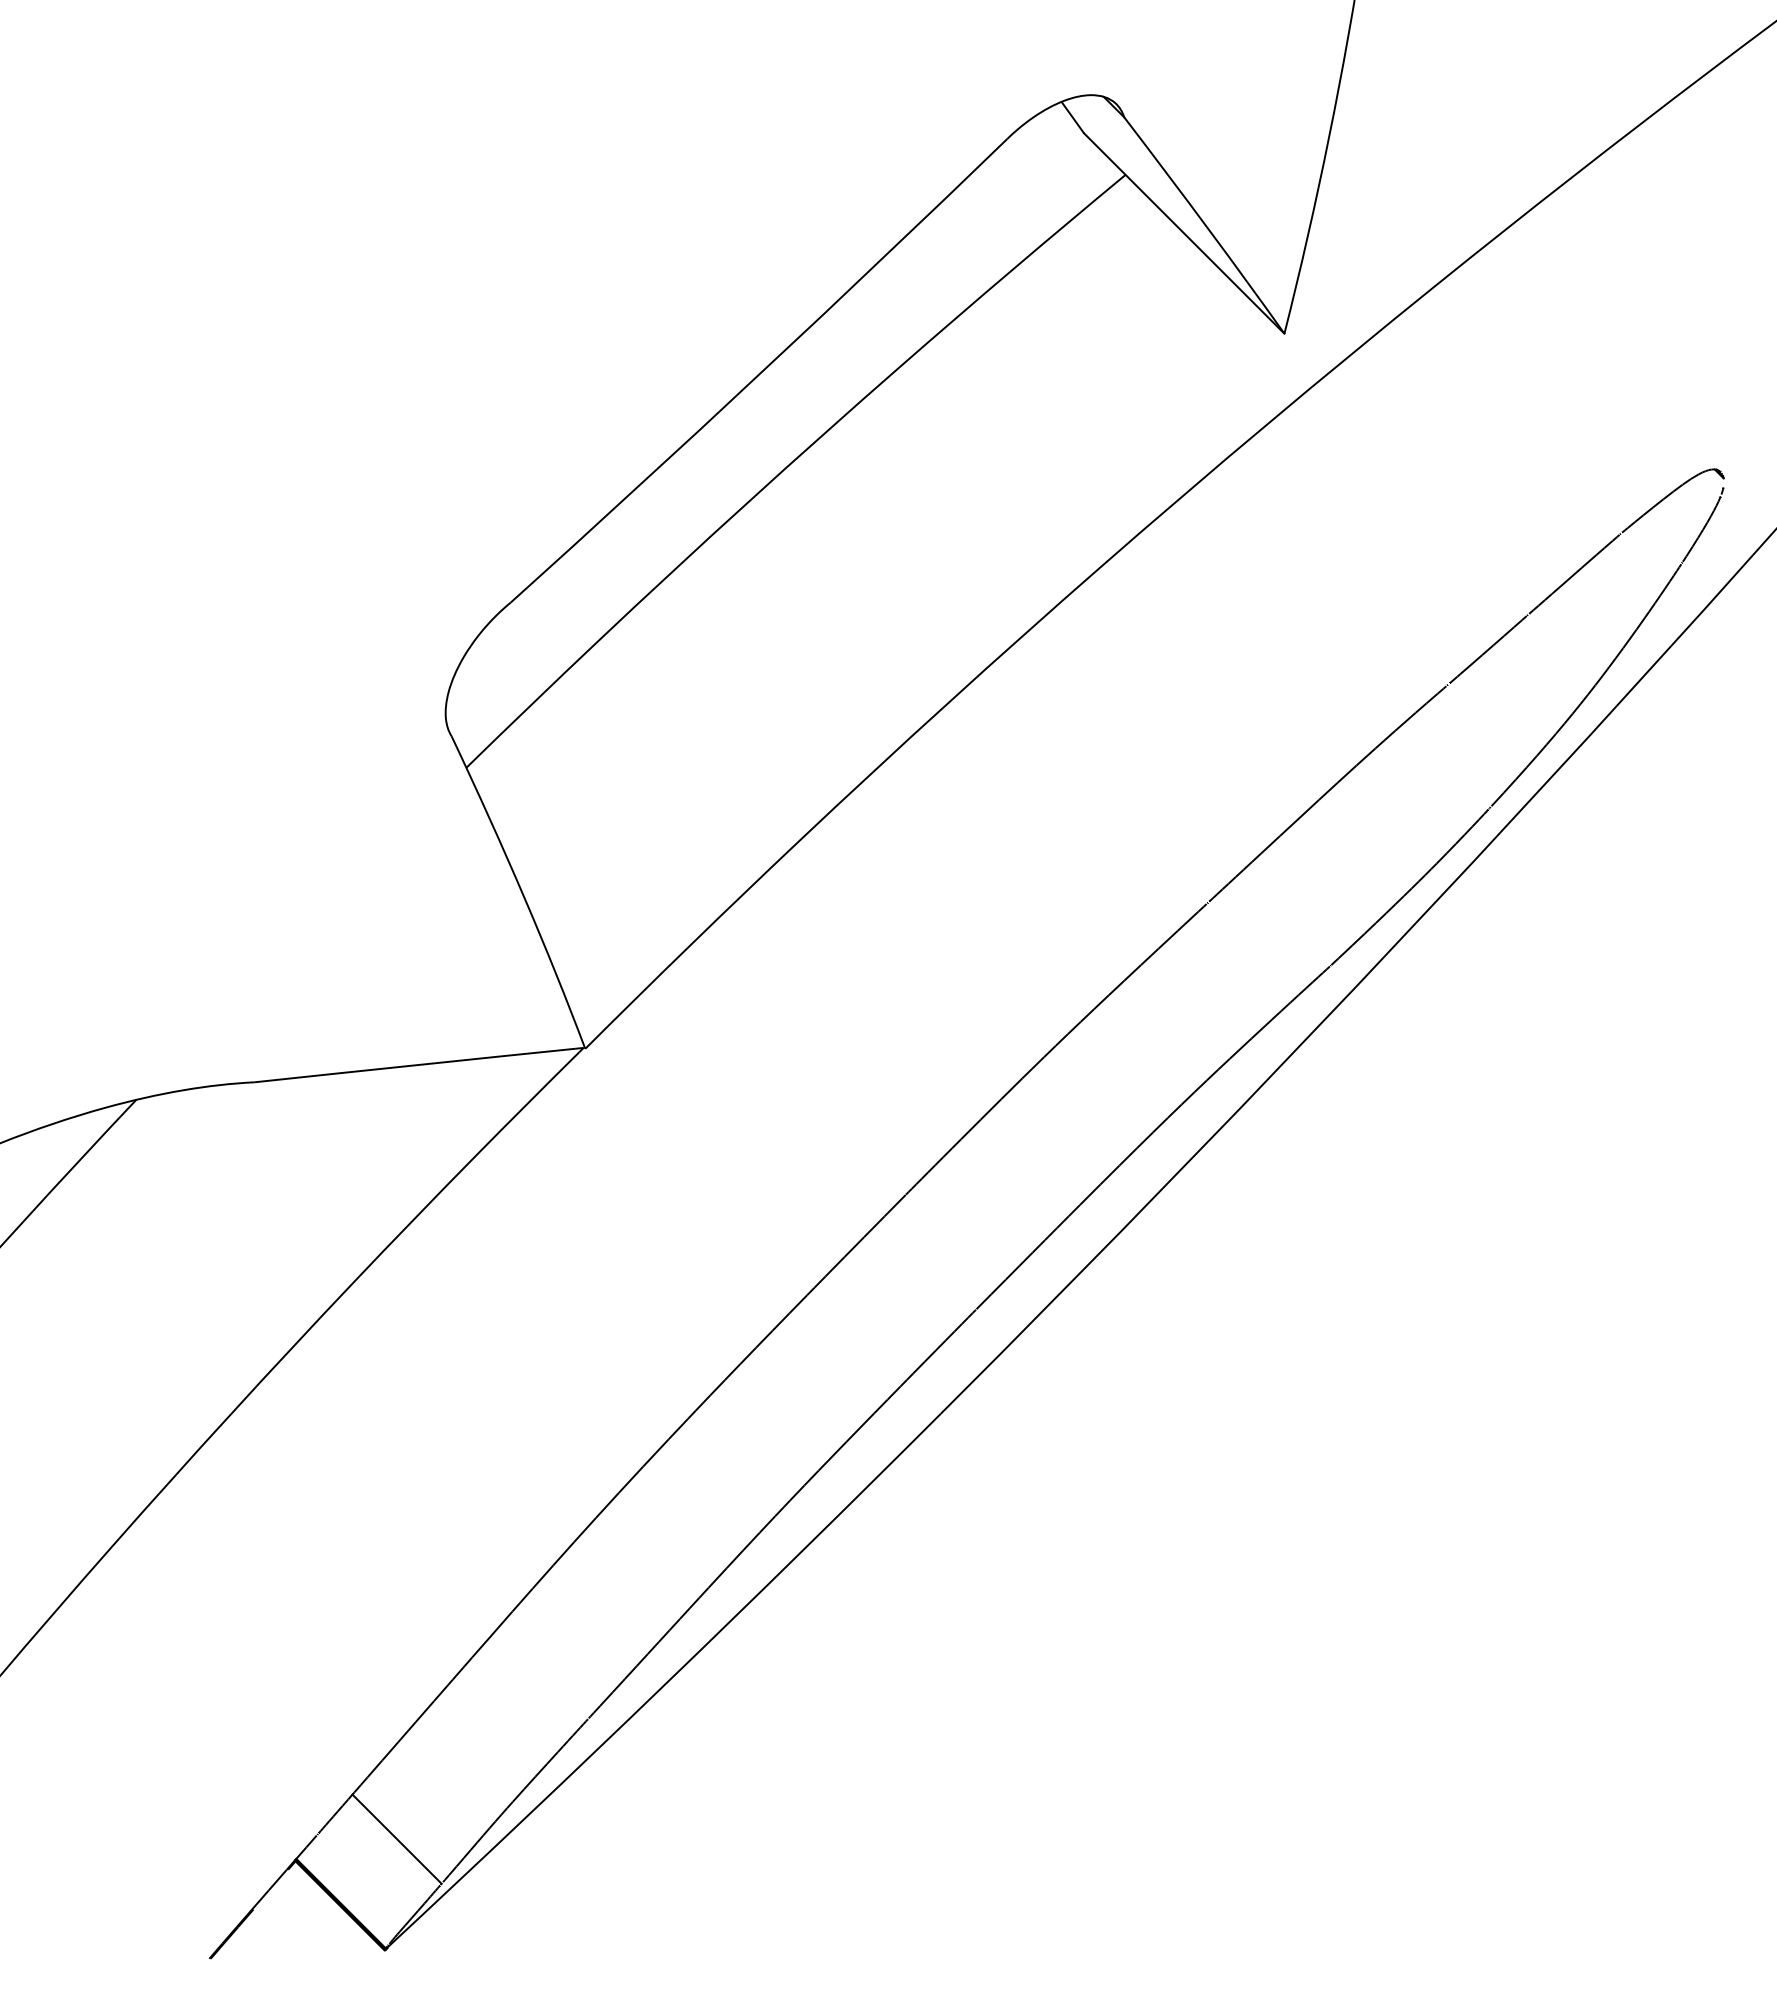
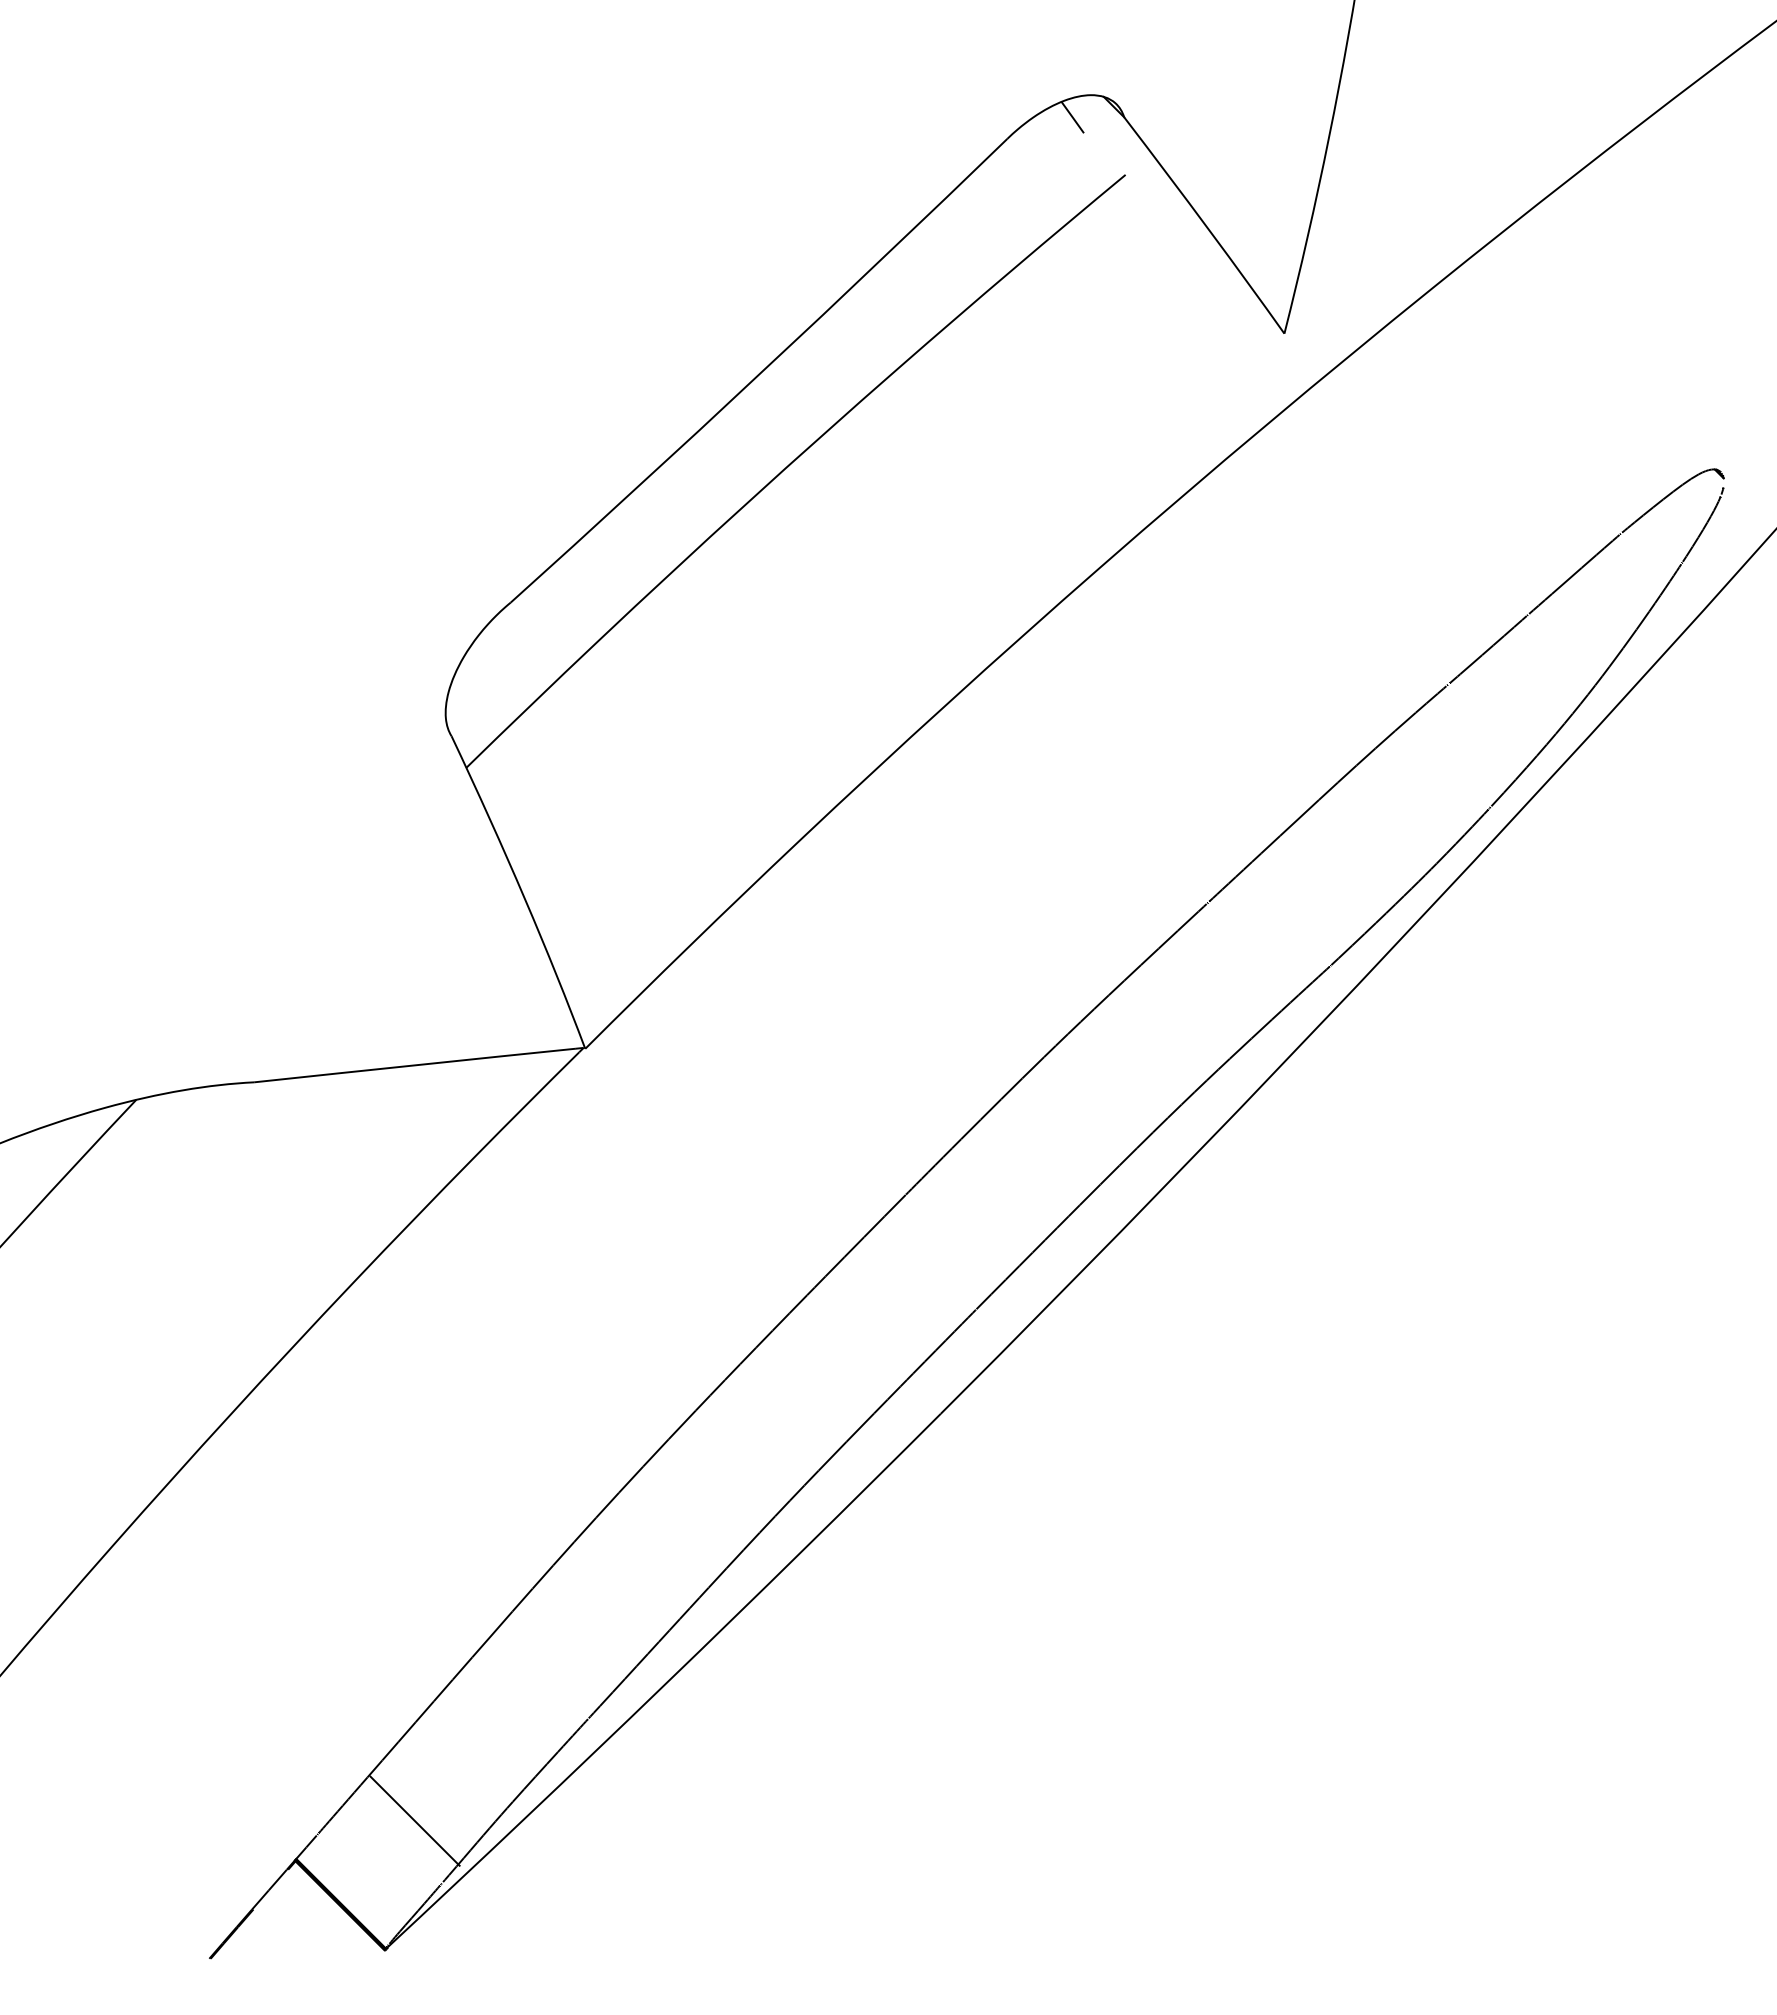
line: present -> none (1183, 233)
line position: (396, 1838) -> (414, 1820) (414, 1820)
